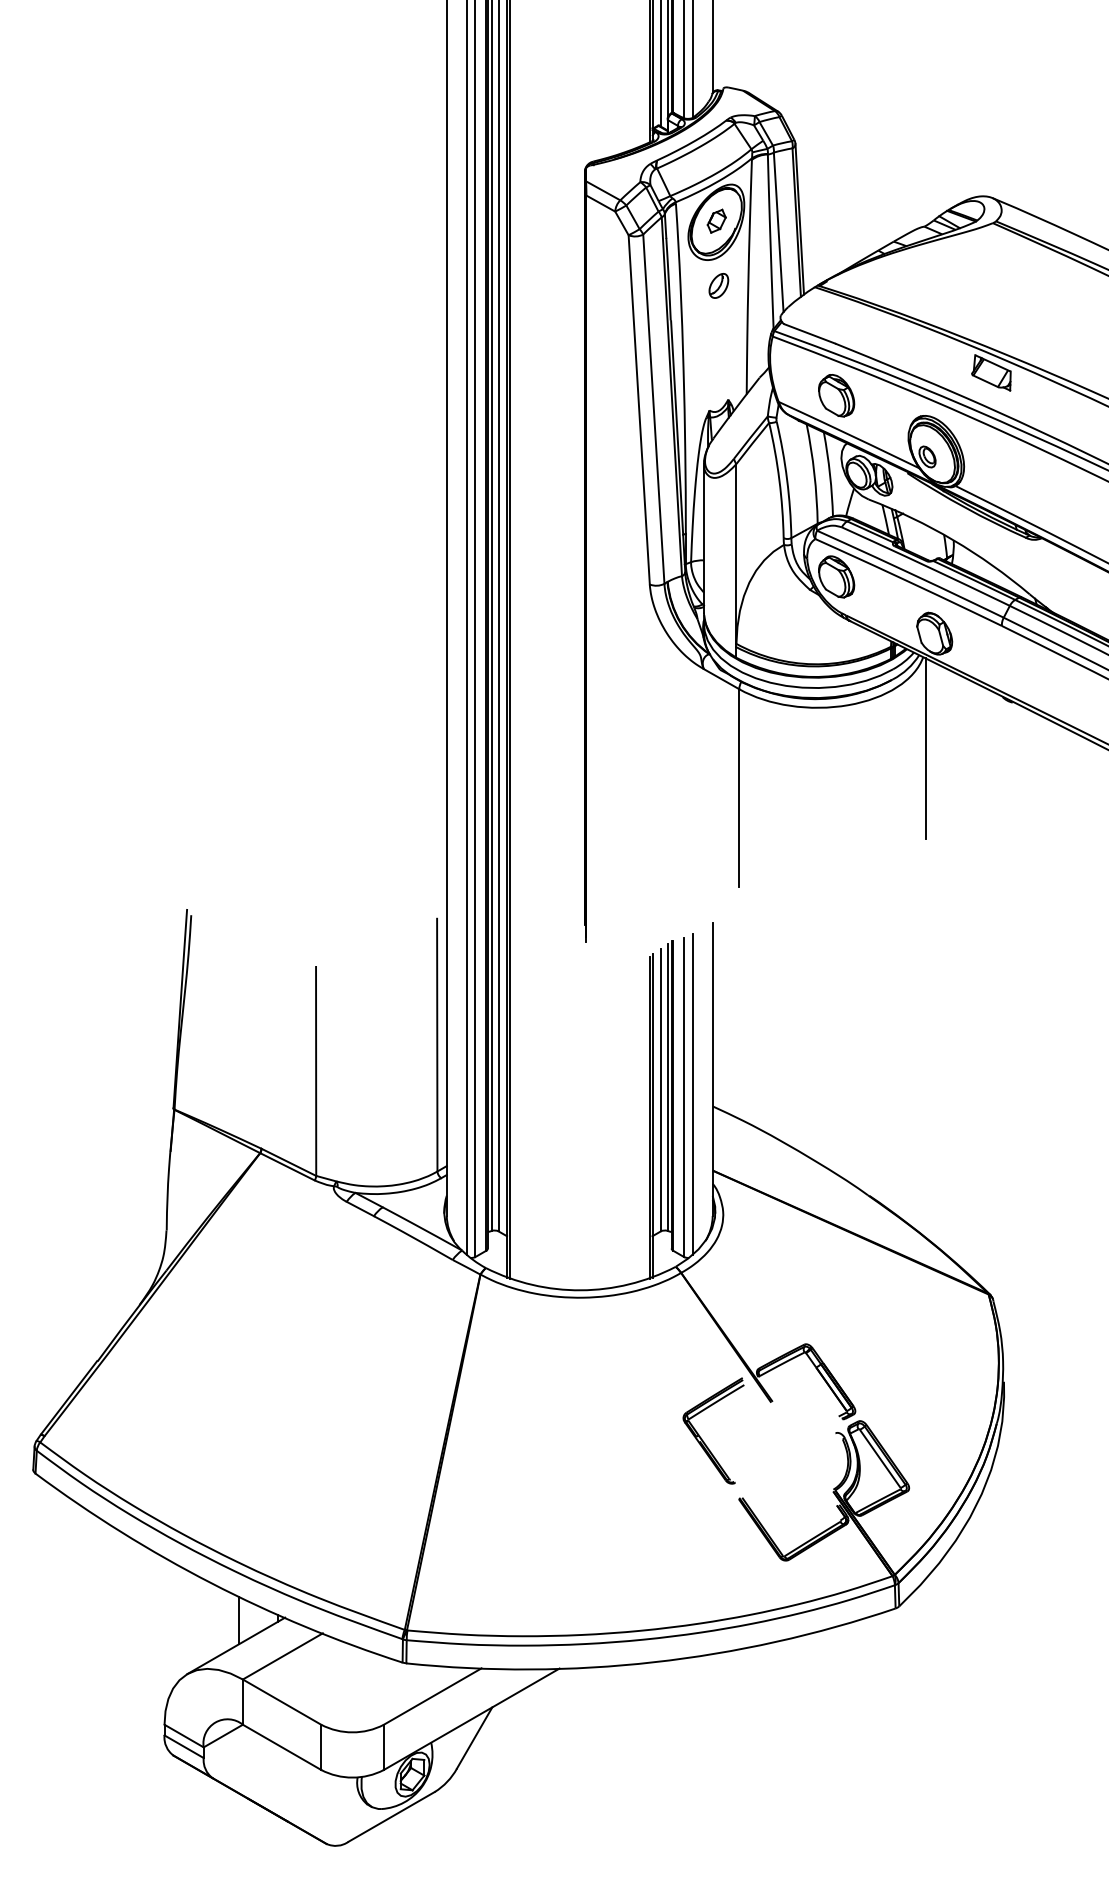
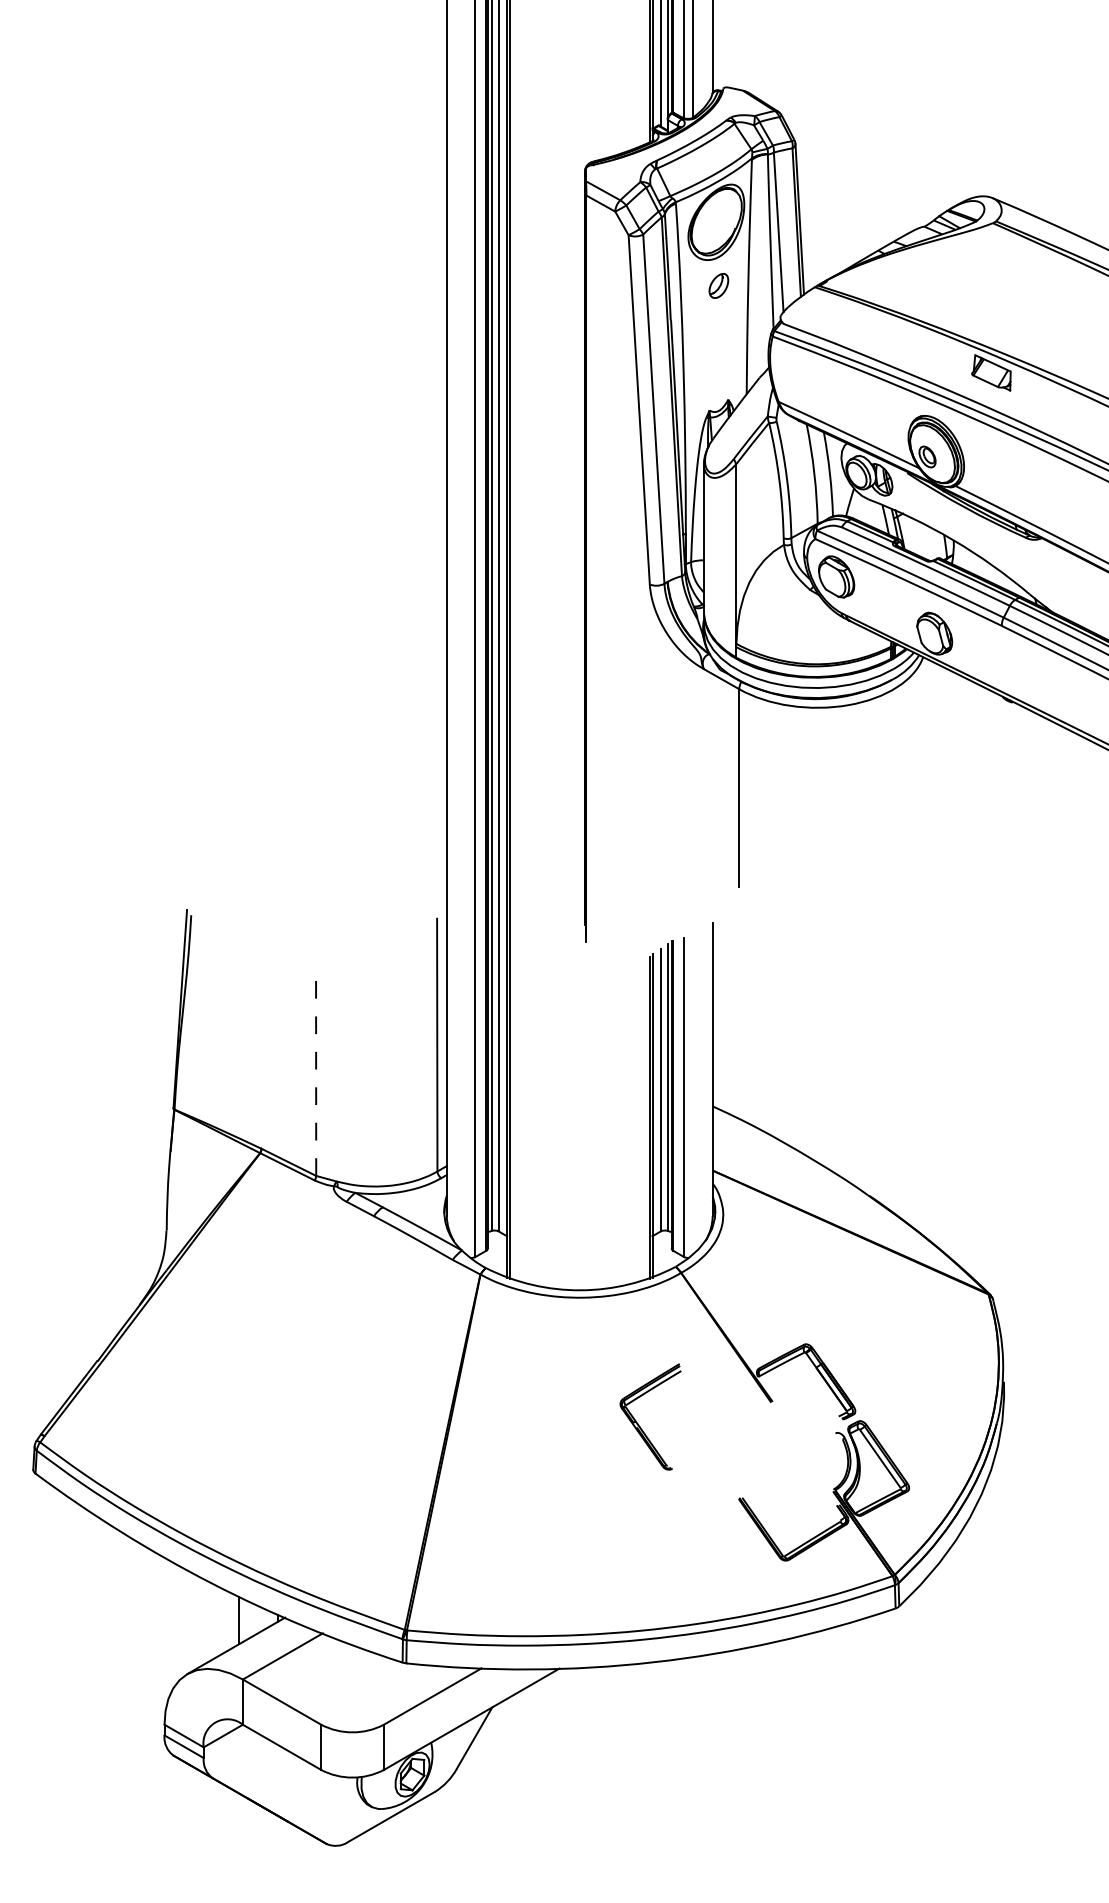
part: present -> none (716, 220)
part: present -> none (836, 395)
line: present -> none (466, 628)
line: present -> none (925, 748)
line: solid -> dashed (316, 1070)
line: present -> none (692, 1093)
part position: (701, 1437) -> (638, 1423) (638, 1423)
